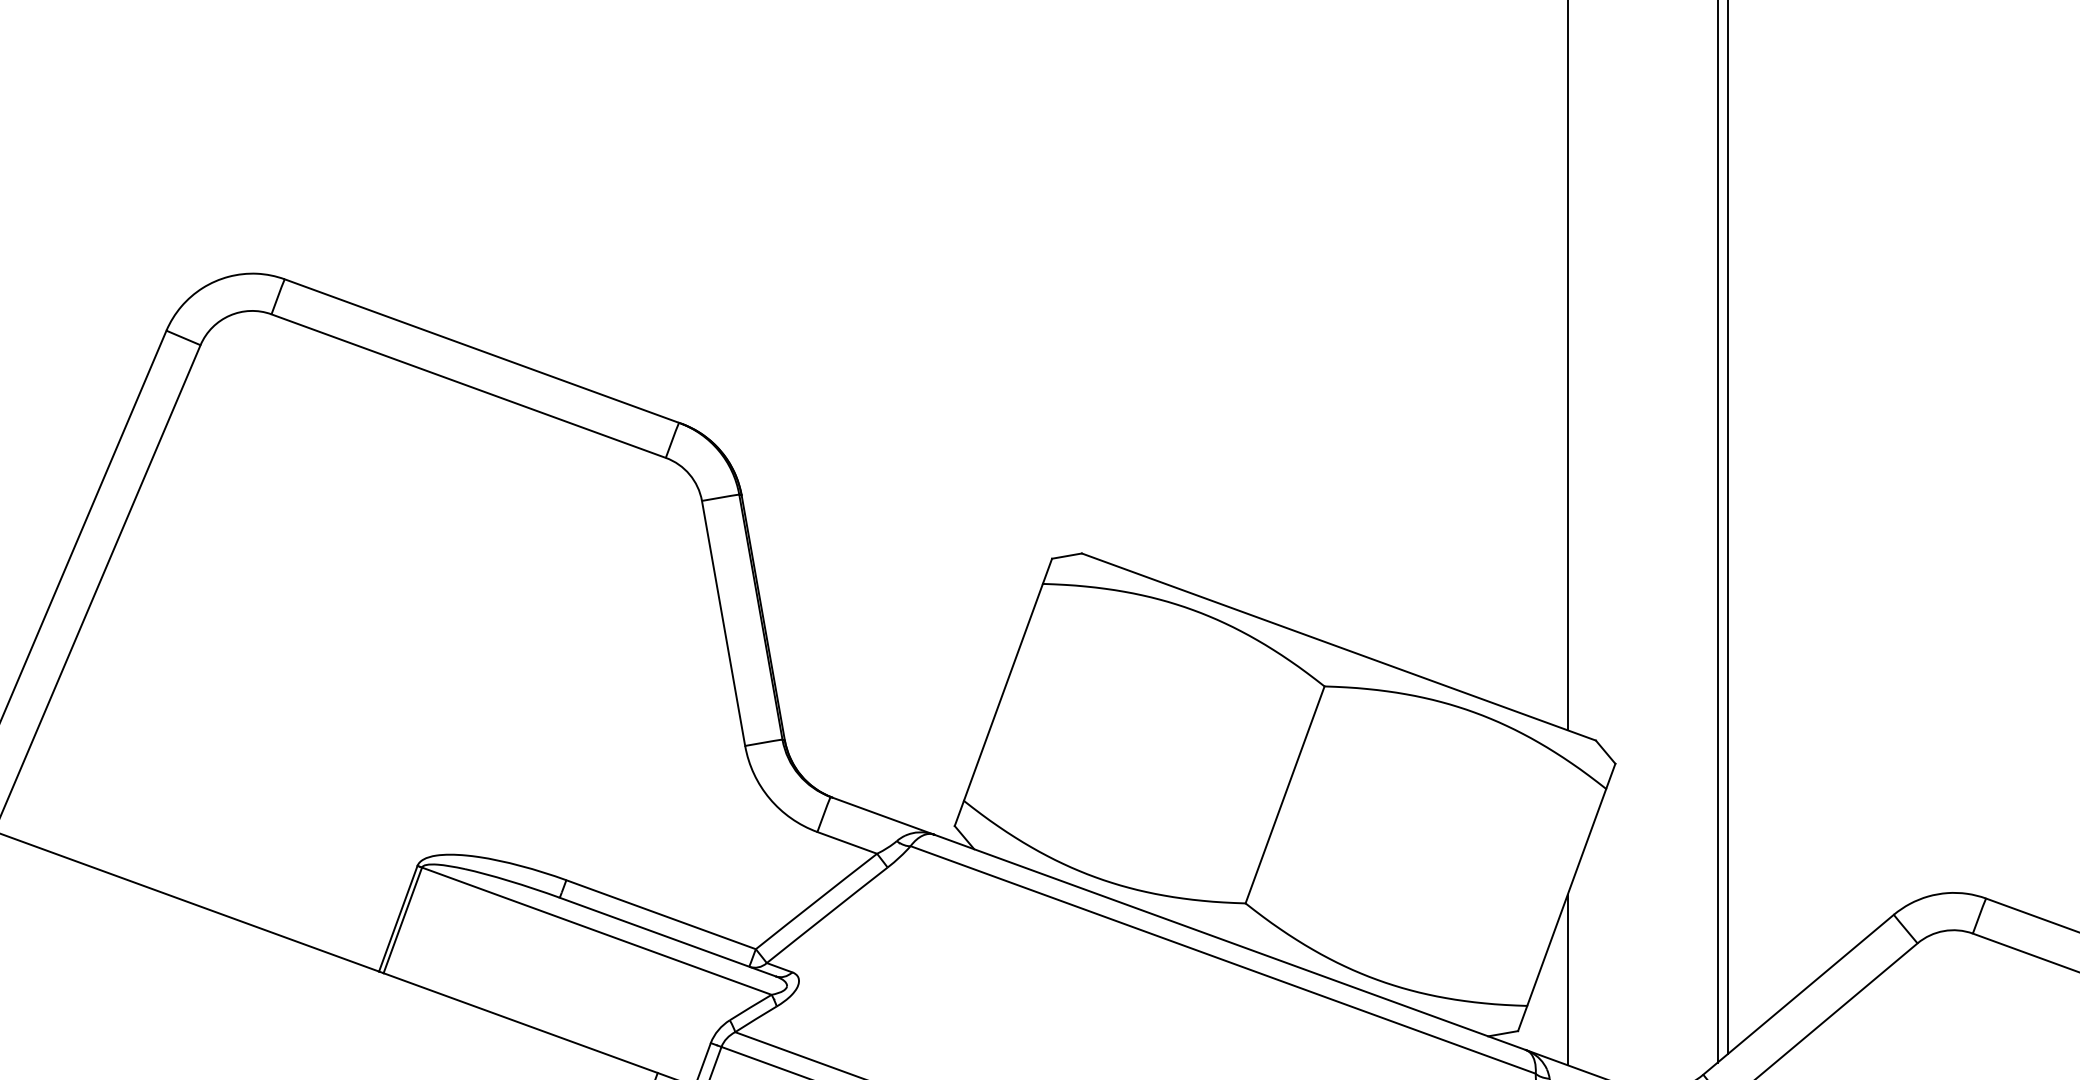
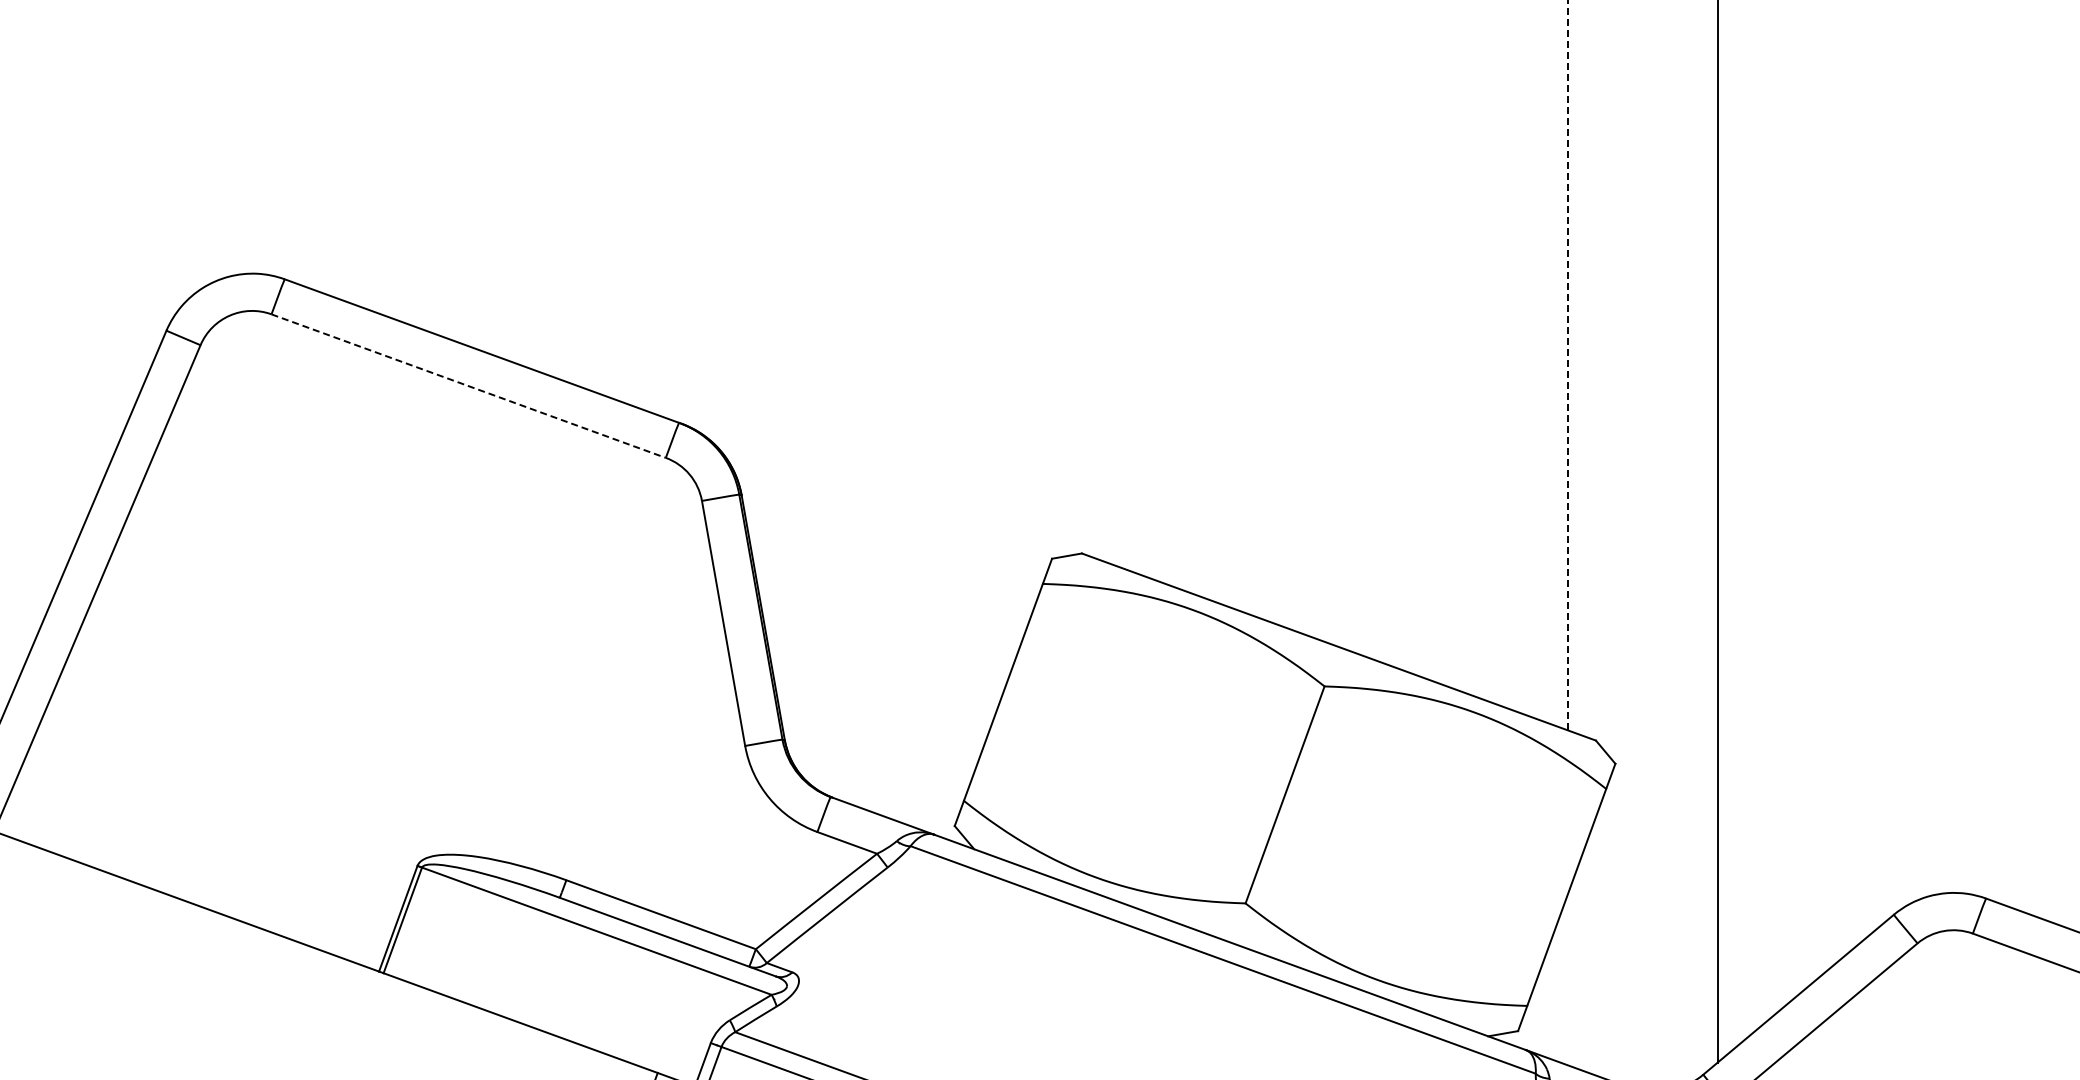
line: solid -> dashed (1567, 365)
line: solid -> dashed (468, 386)
line: present -> none (1727, 528)
line: present -> none (1567, 980)
